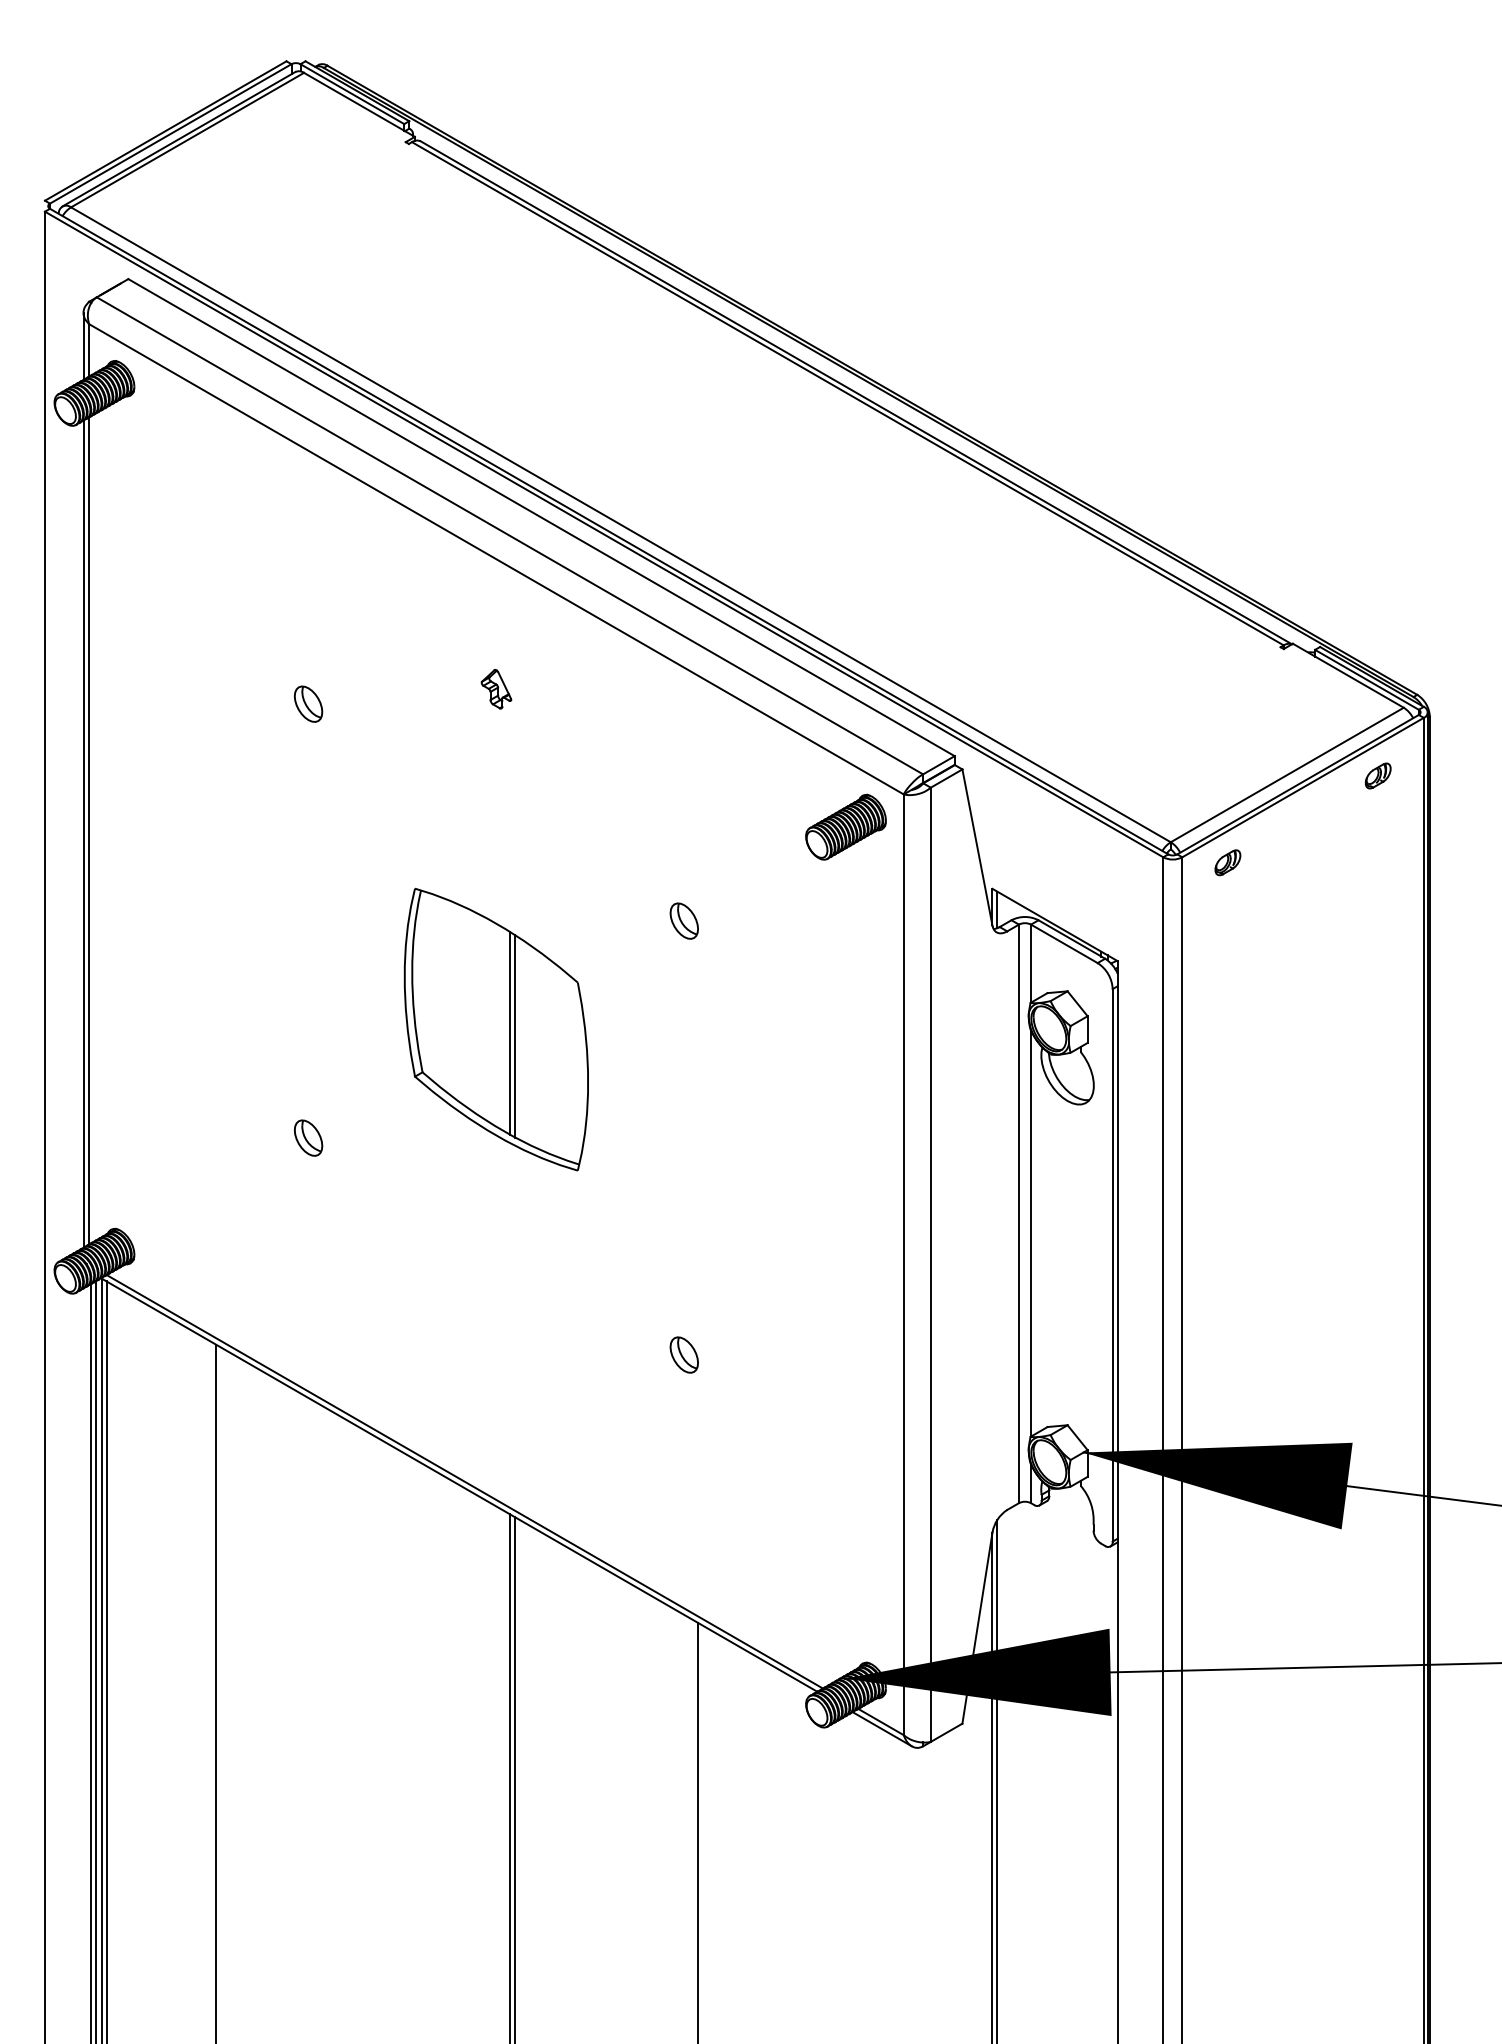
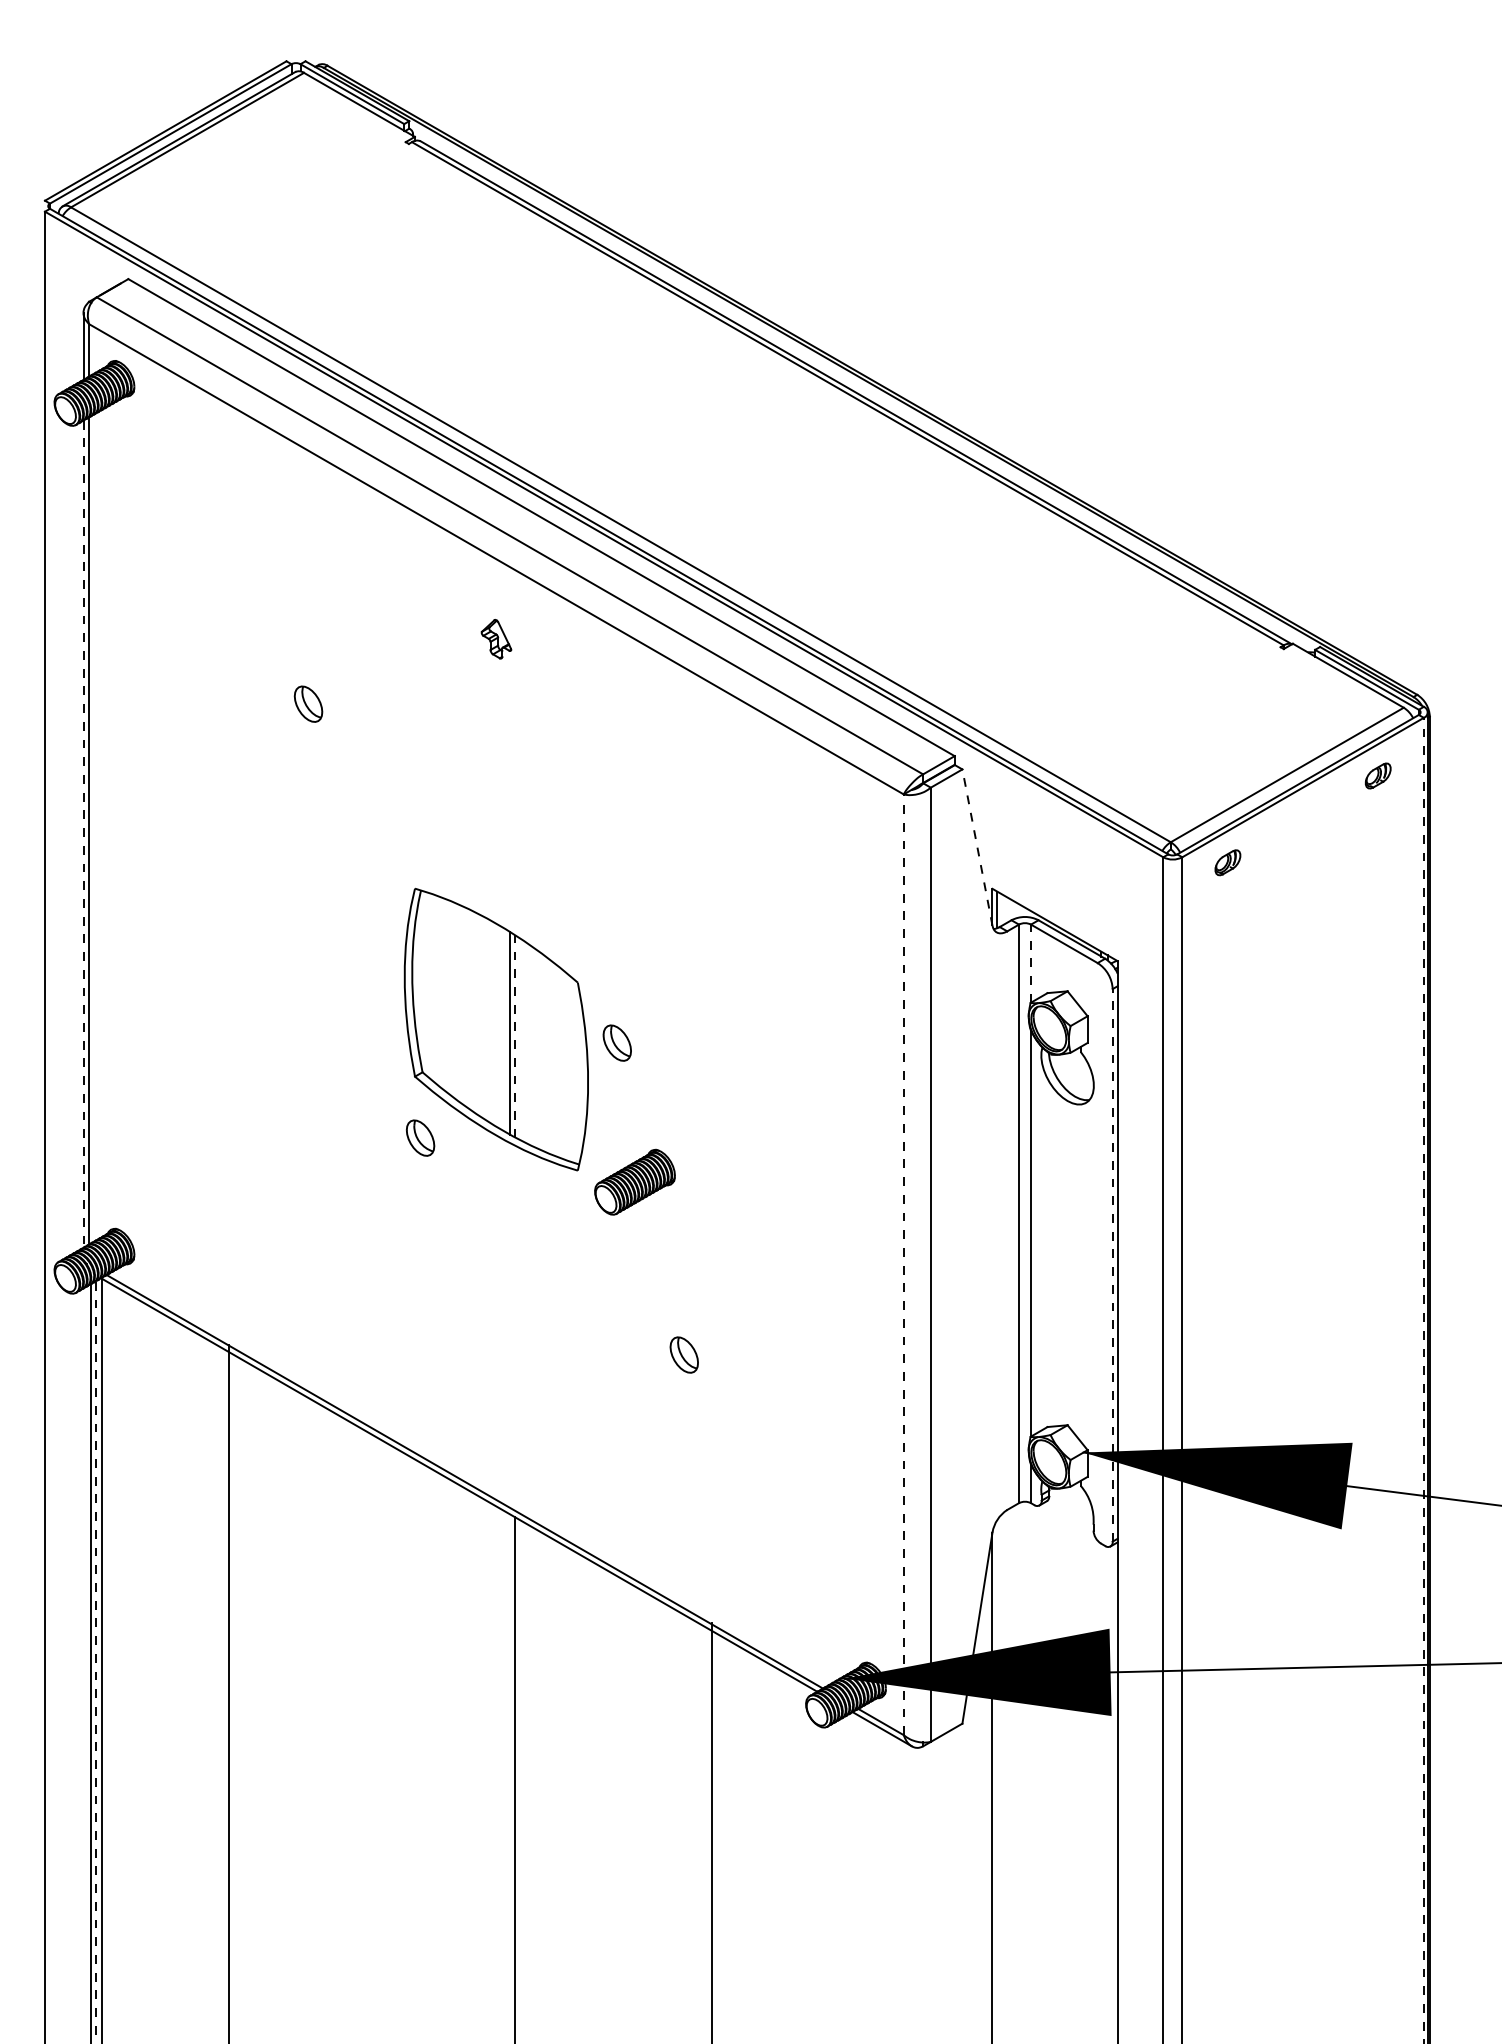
part position: (496, 689) -> (496, 639) (496, 639)
part position: (845, 826) -> (634, 1181) (634, 1181)
line: solid -> dashed (83, 834)
line: solid -> dashed (977, 847)
part position: (683, 920) -> (616, 1042) (616, 1042)
line: solid -> dashed (1031, 963)
line: solid -> dashed (515, 1035)
part position: (308, 1137) -> (420, 1137) (420, 1137)
line: solid -> dashed (903, 1264)
line: solid -> dashed (1112, 1264)
line: solid -> dashed (1423, 1380)
line: present -> none (106, 1660)
line: solid -> dashed (95, 1662)
line position: (215, 1692) -> (228, 1692) (228, 1692)
line: present -> none (510, 1777)
line: present -> none (997, 1779)
line position: (698, 1831) -> (712, 1831) (712, 1831)
